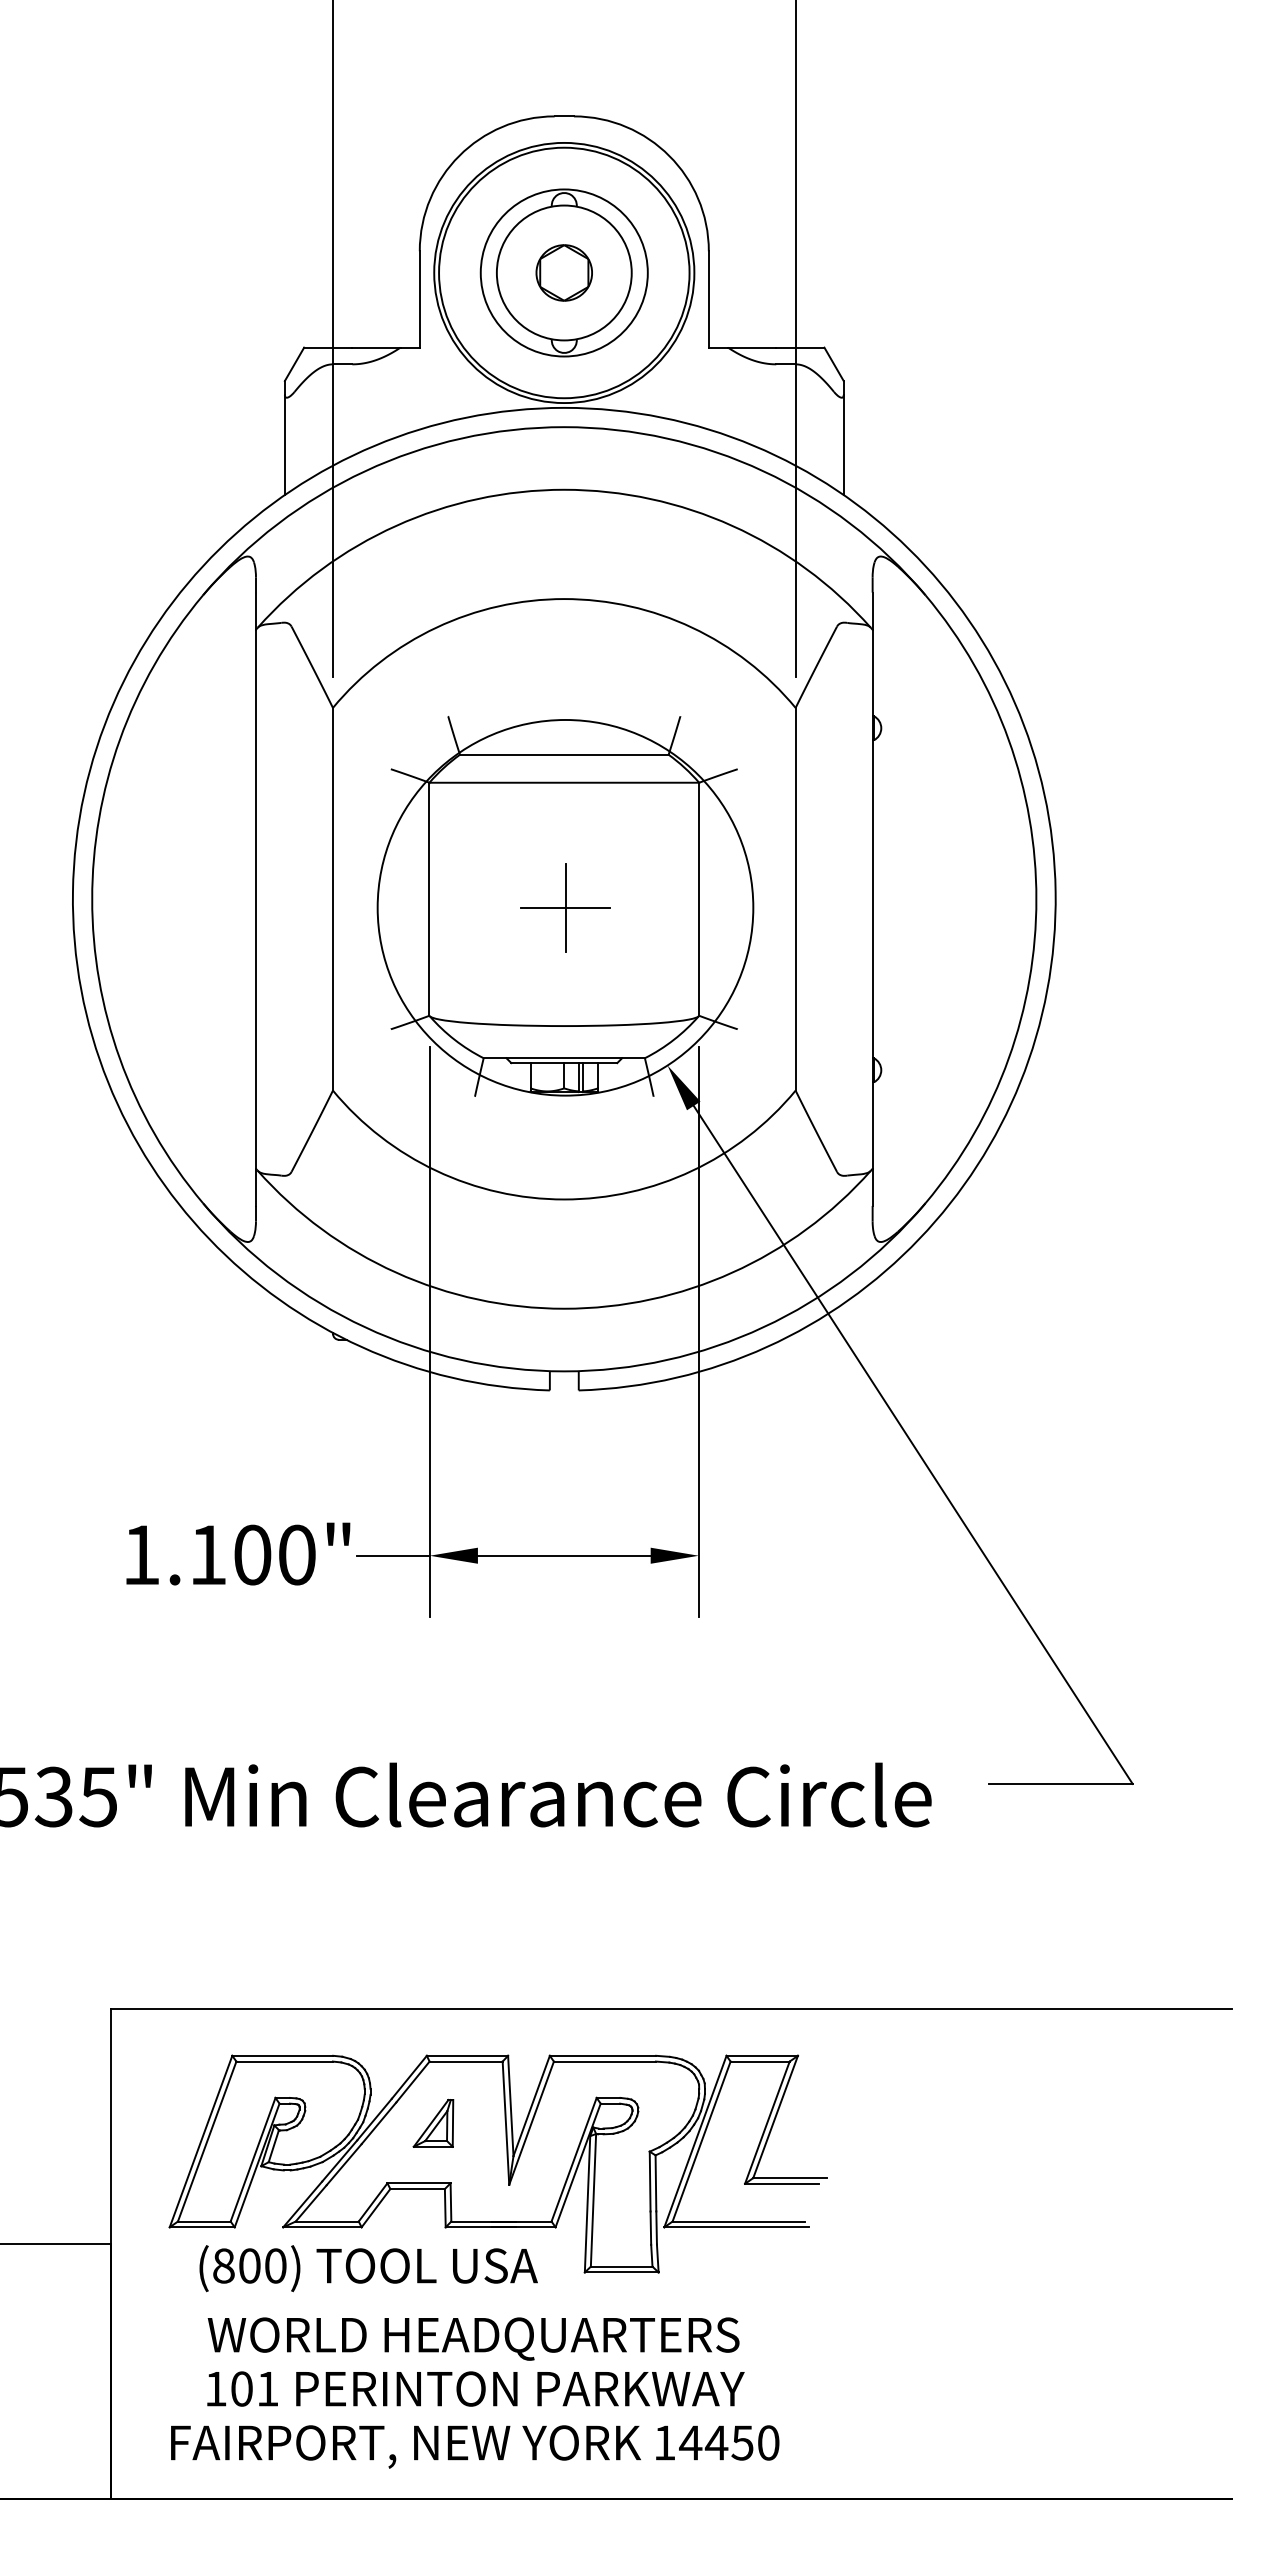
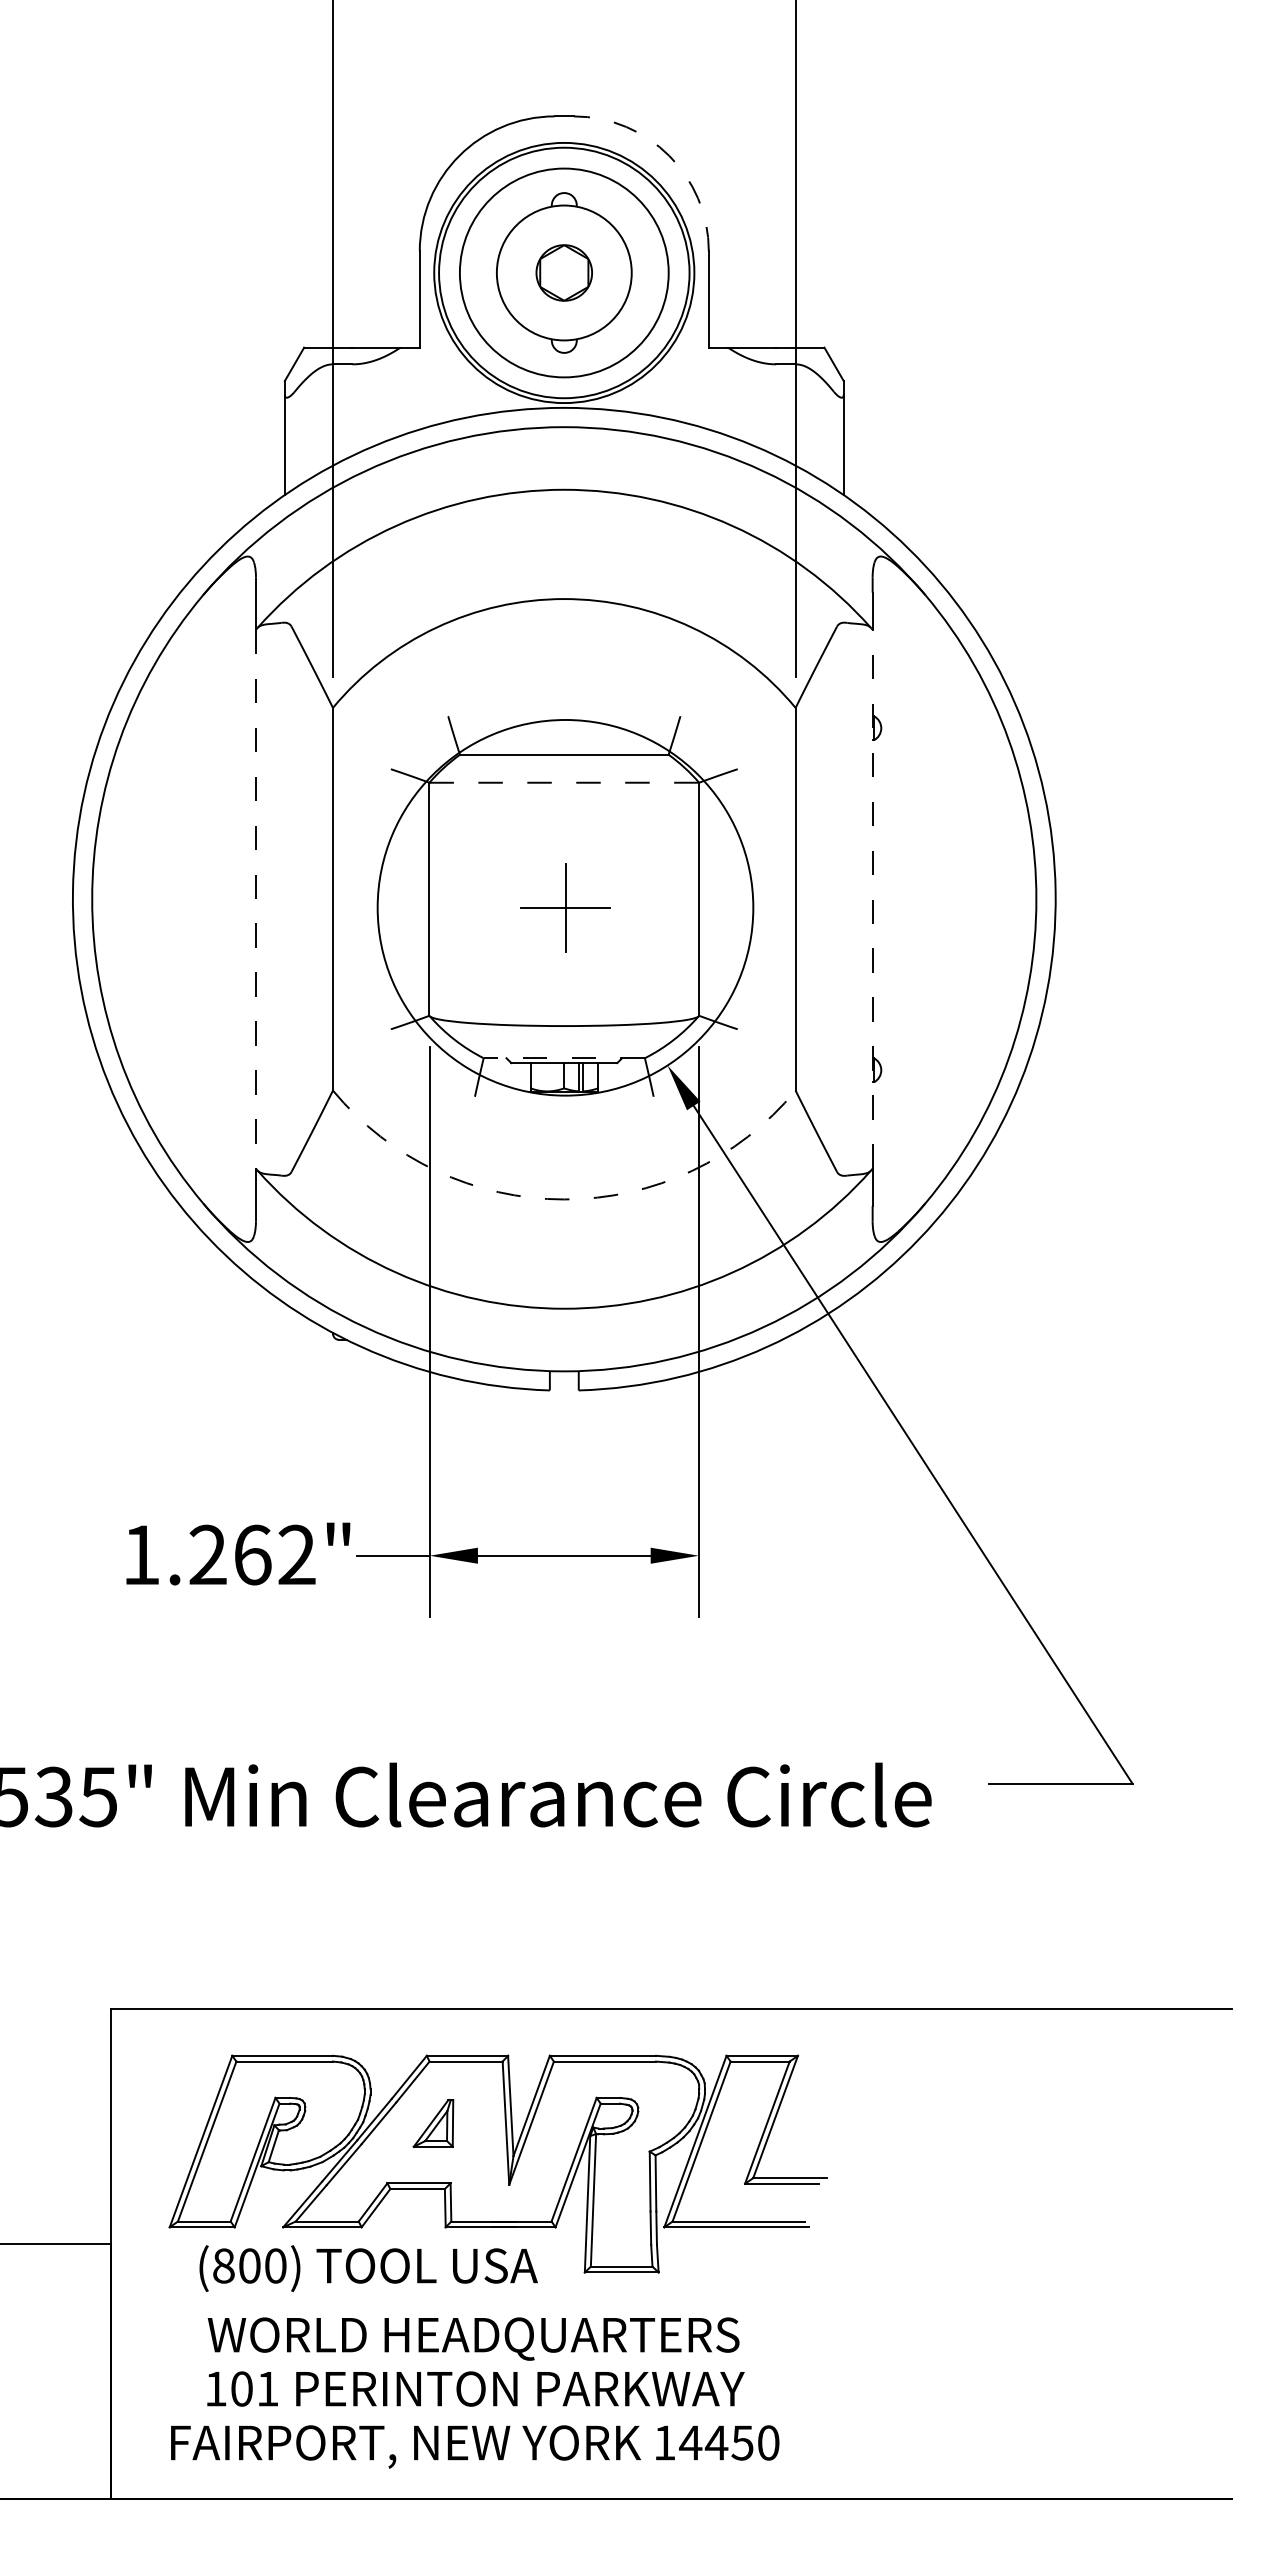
arc: solid -> dashed (669, 155)
circle diameter: 167 px -> 209 px (563, 272)
line: solid -> dashed (564, 782)
line: solid -> dashed (872, 898)
line: solid -> dashed (255, 899)
line: solid -> dashed (564, 1058)
arc: solid -> dashed (564, 1199)
text: 1.100" -> 1.262" (252, 1554)
